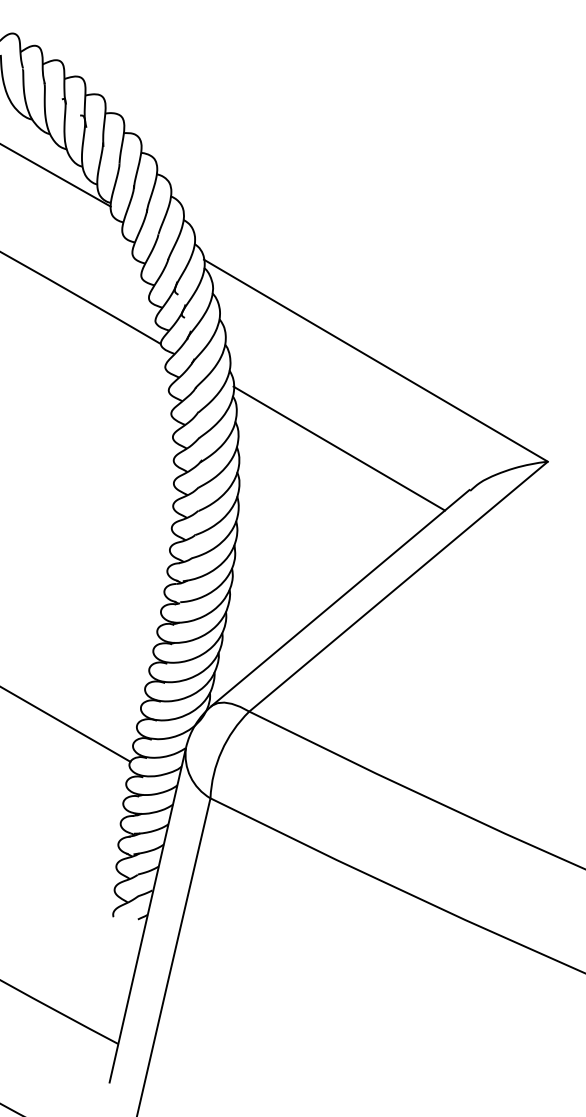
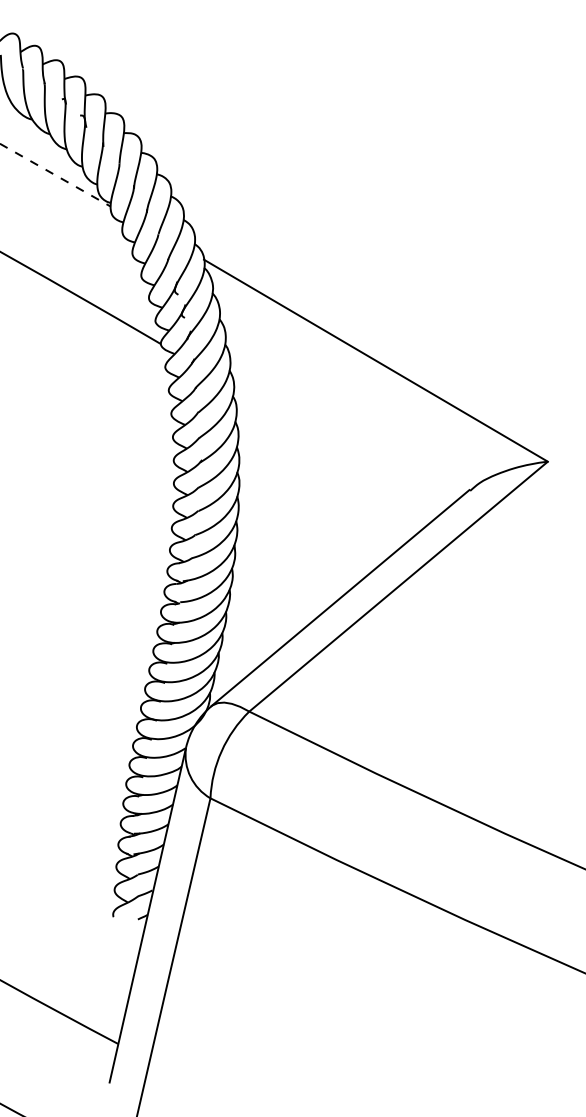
line: solid -> dashed (56, 175)
line: present -> none (338, 448)
line: present -> none (66, 724)
